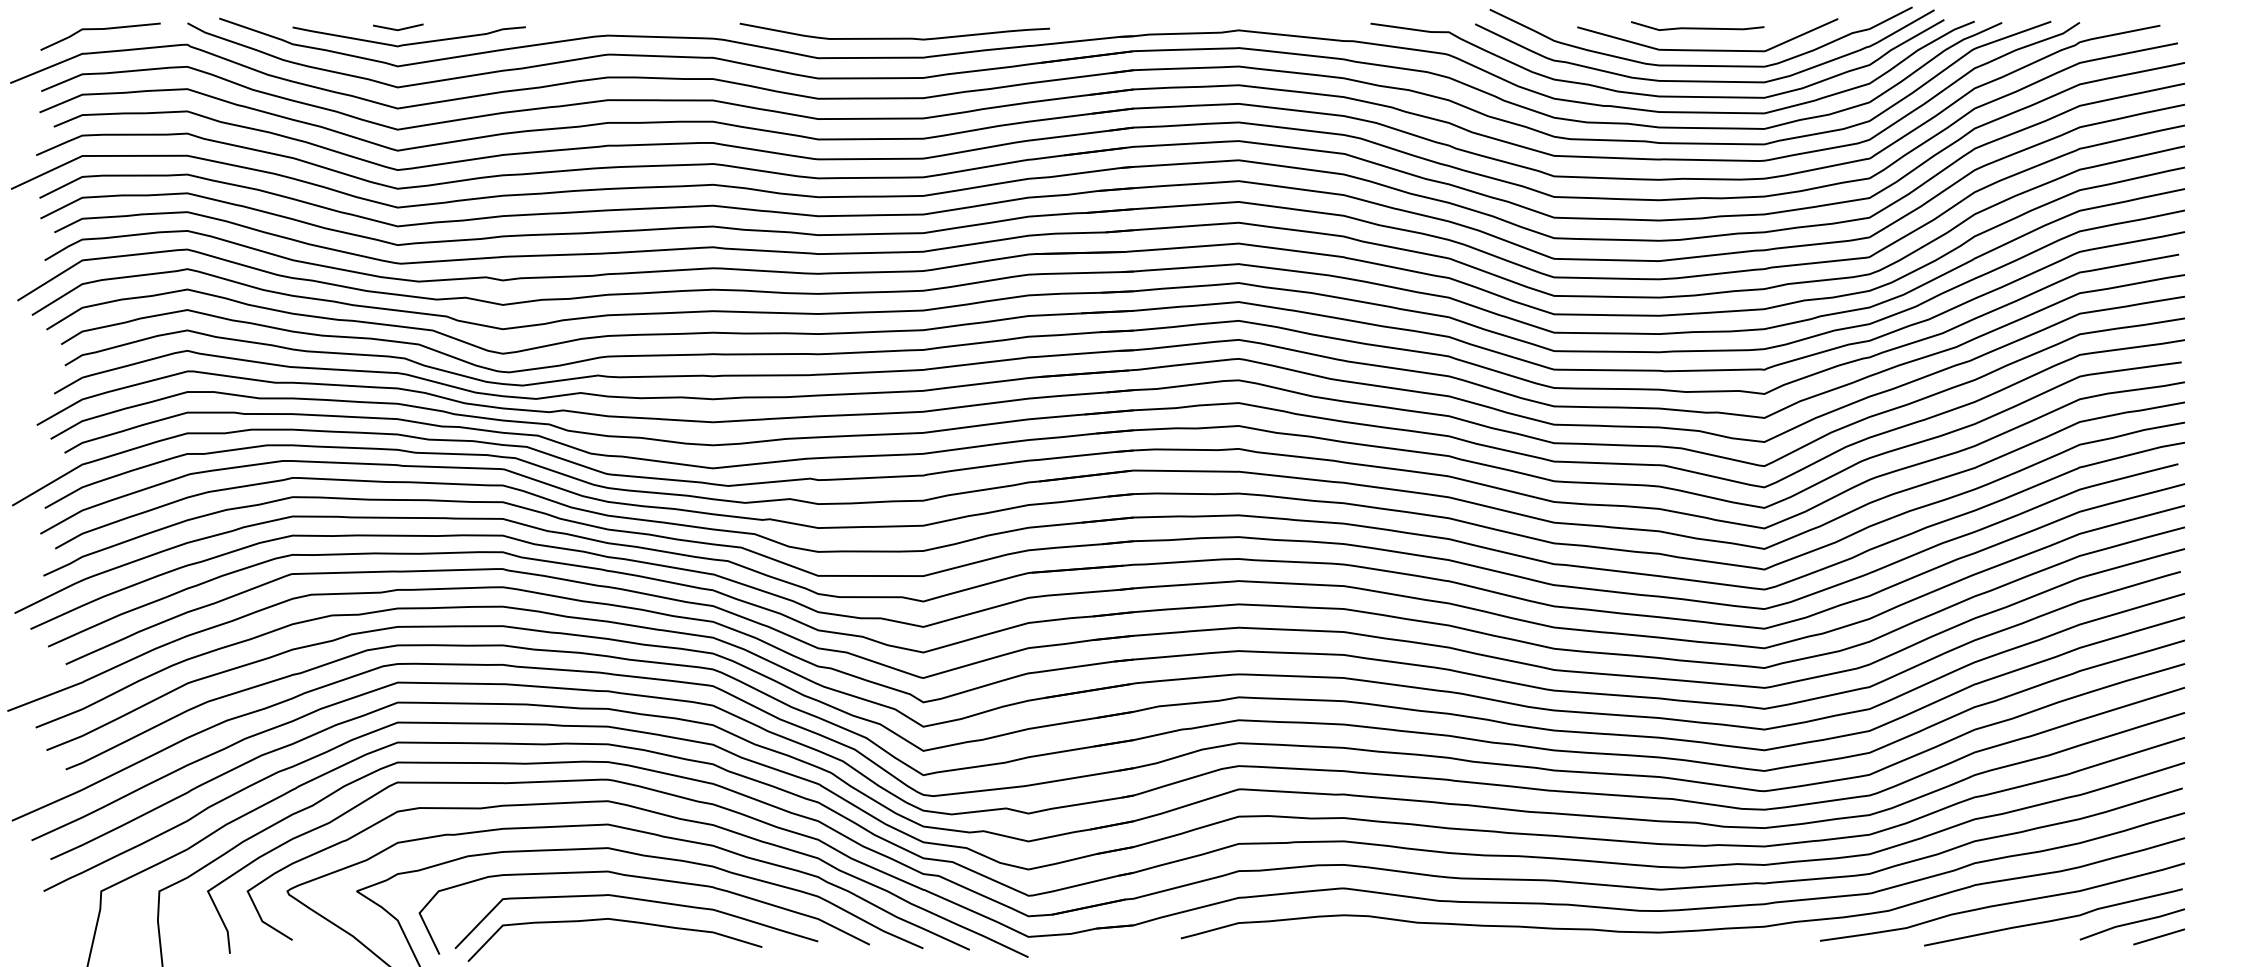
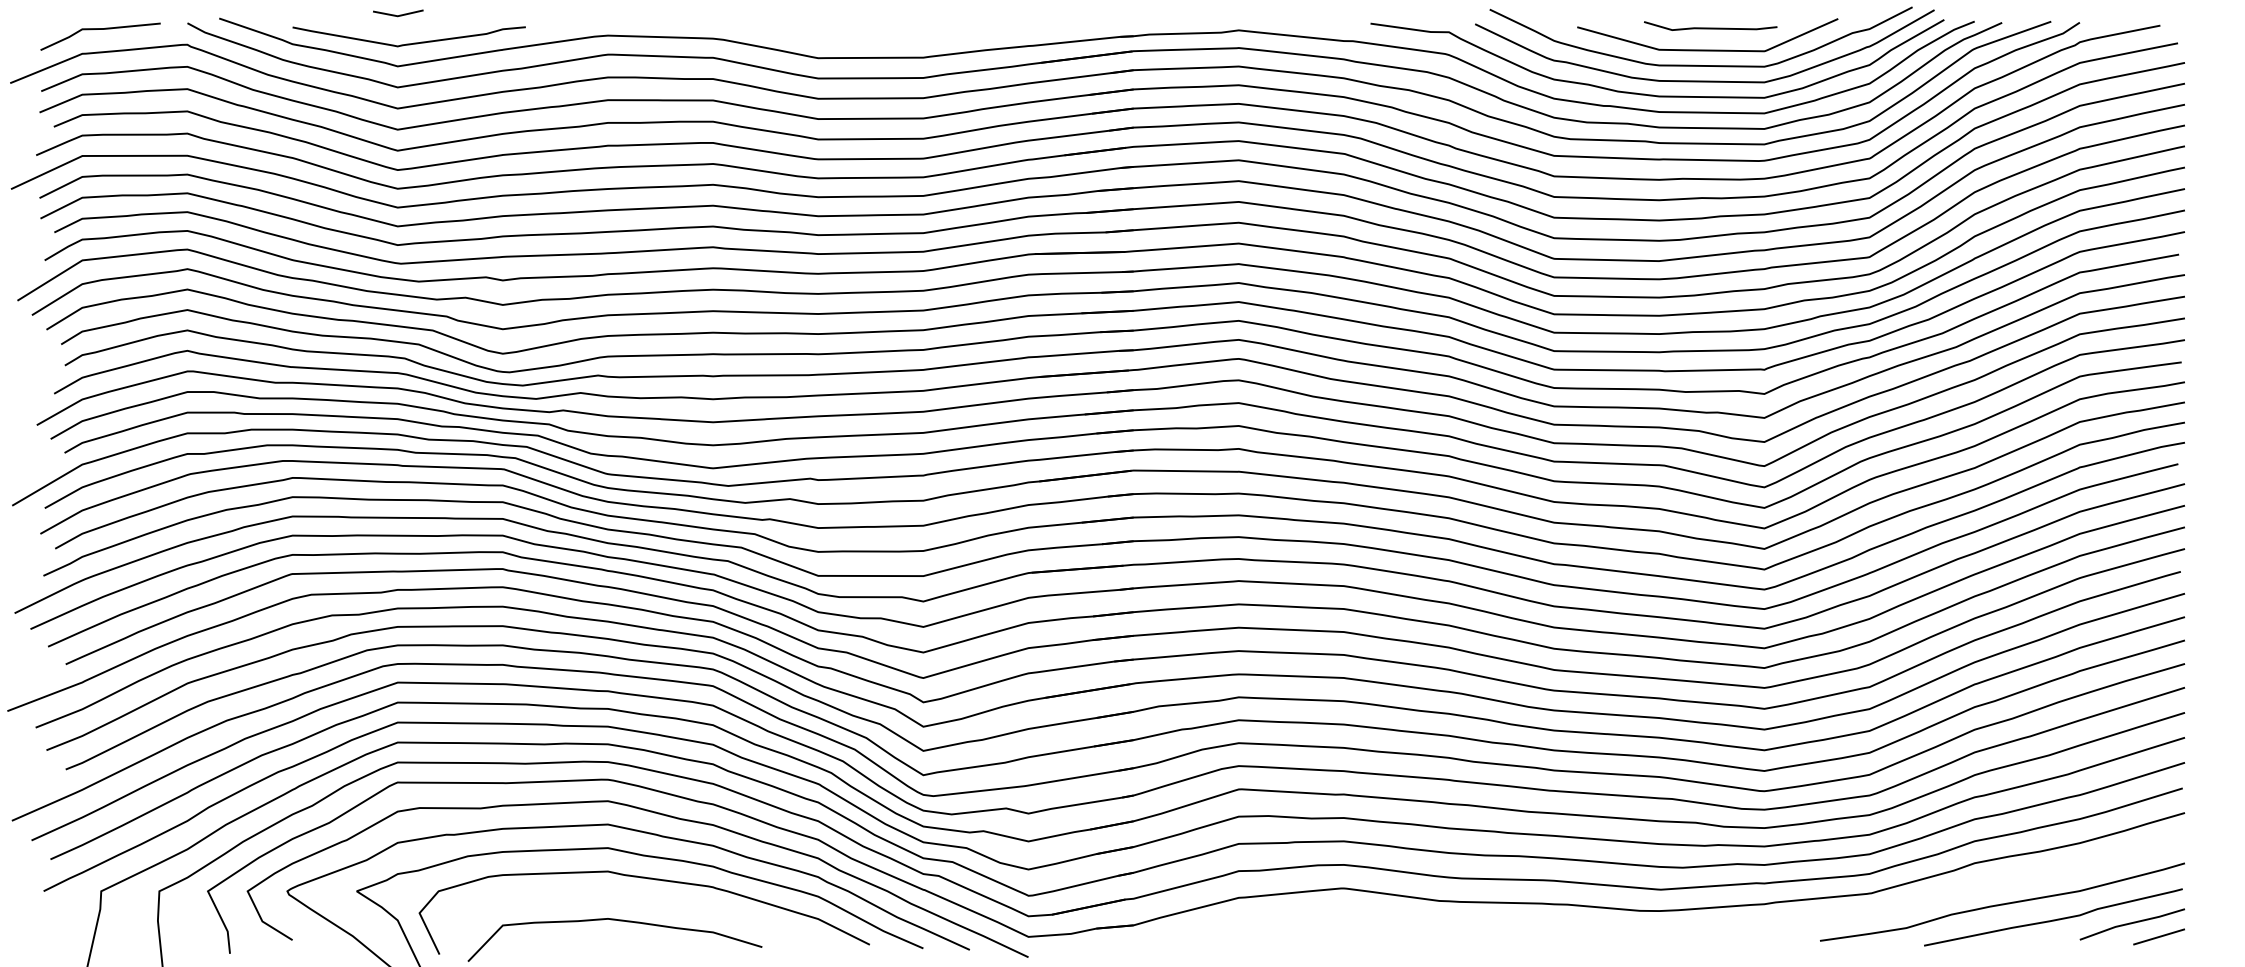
line position: (1697, 27) -> (1710, 27) (1710, 27)
line position: (399, 28) -> (399, 14) (399, 14)
curve: present -> none (894, 37)
curve: present -> none (637, 900)
curve: present -> none (1682, 930)
